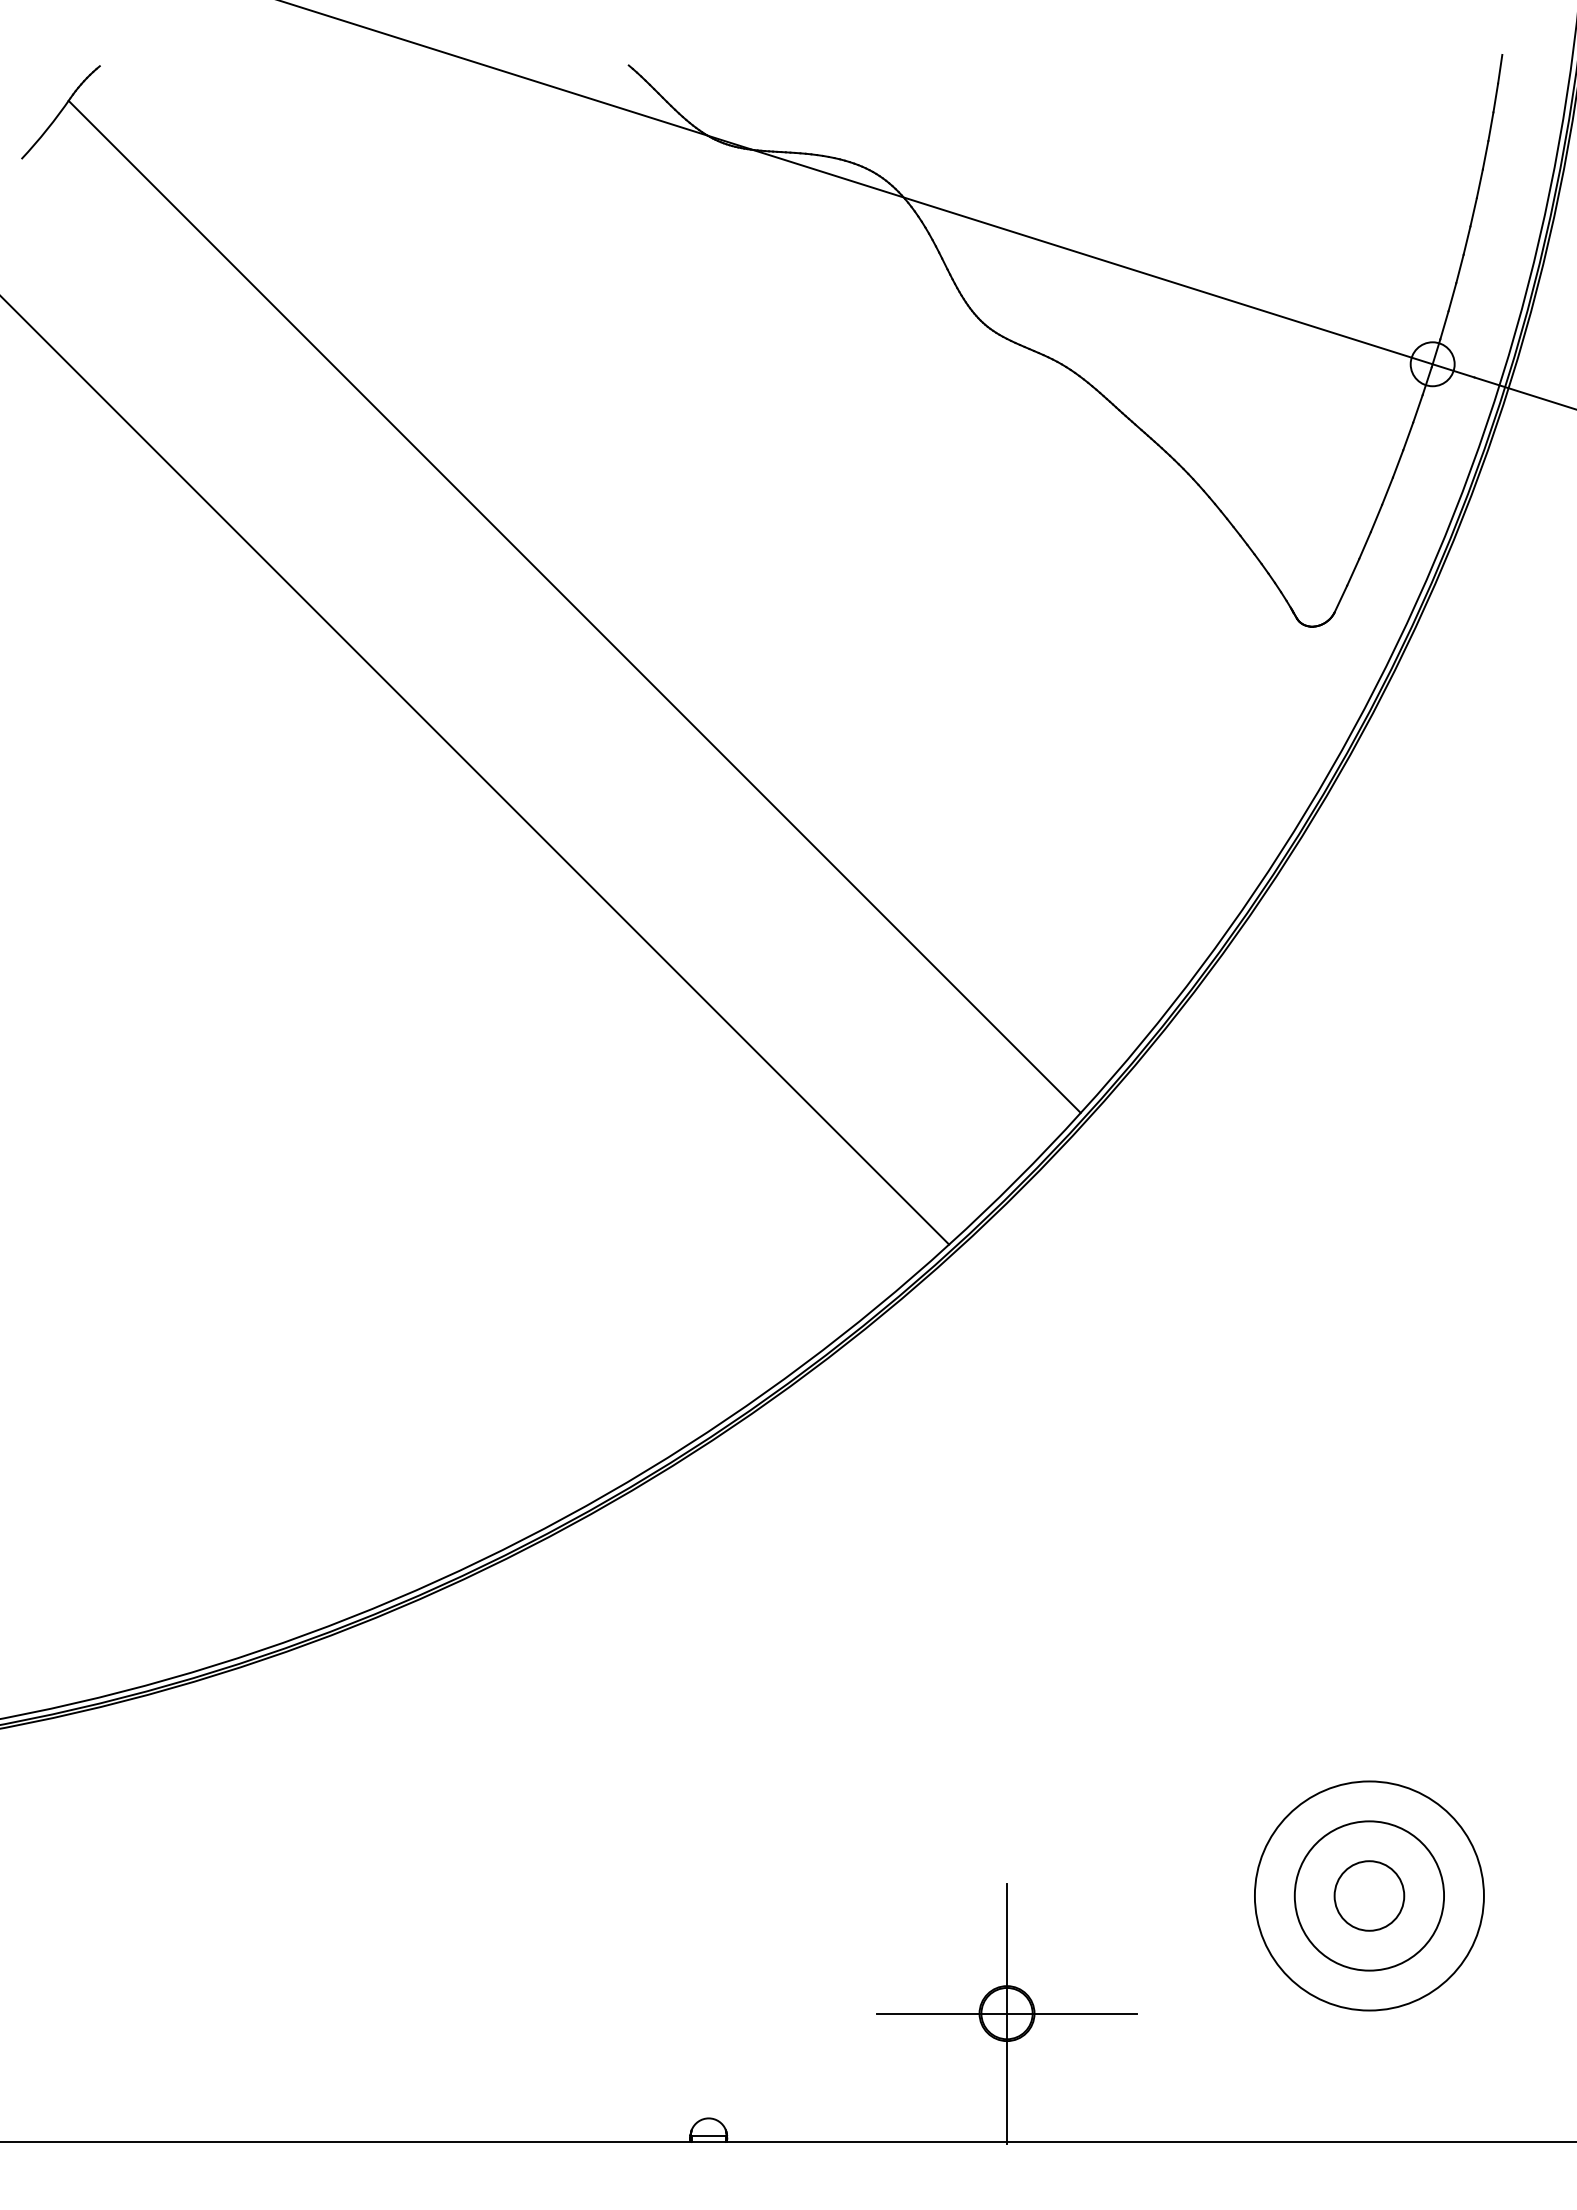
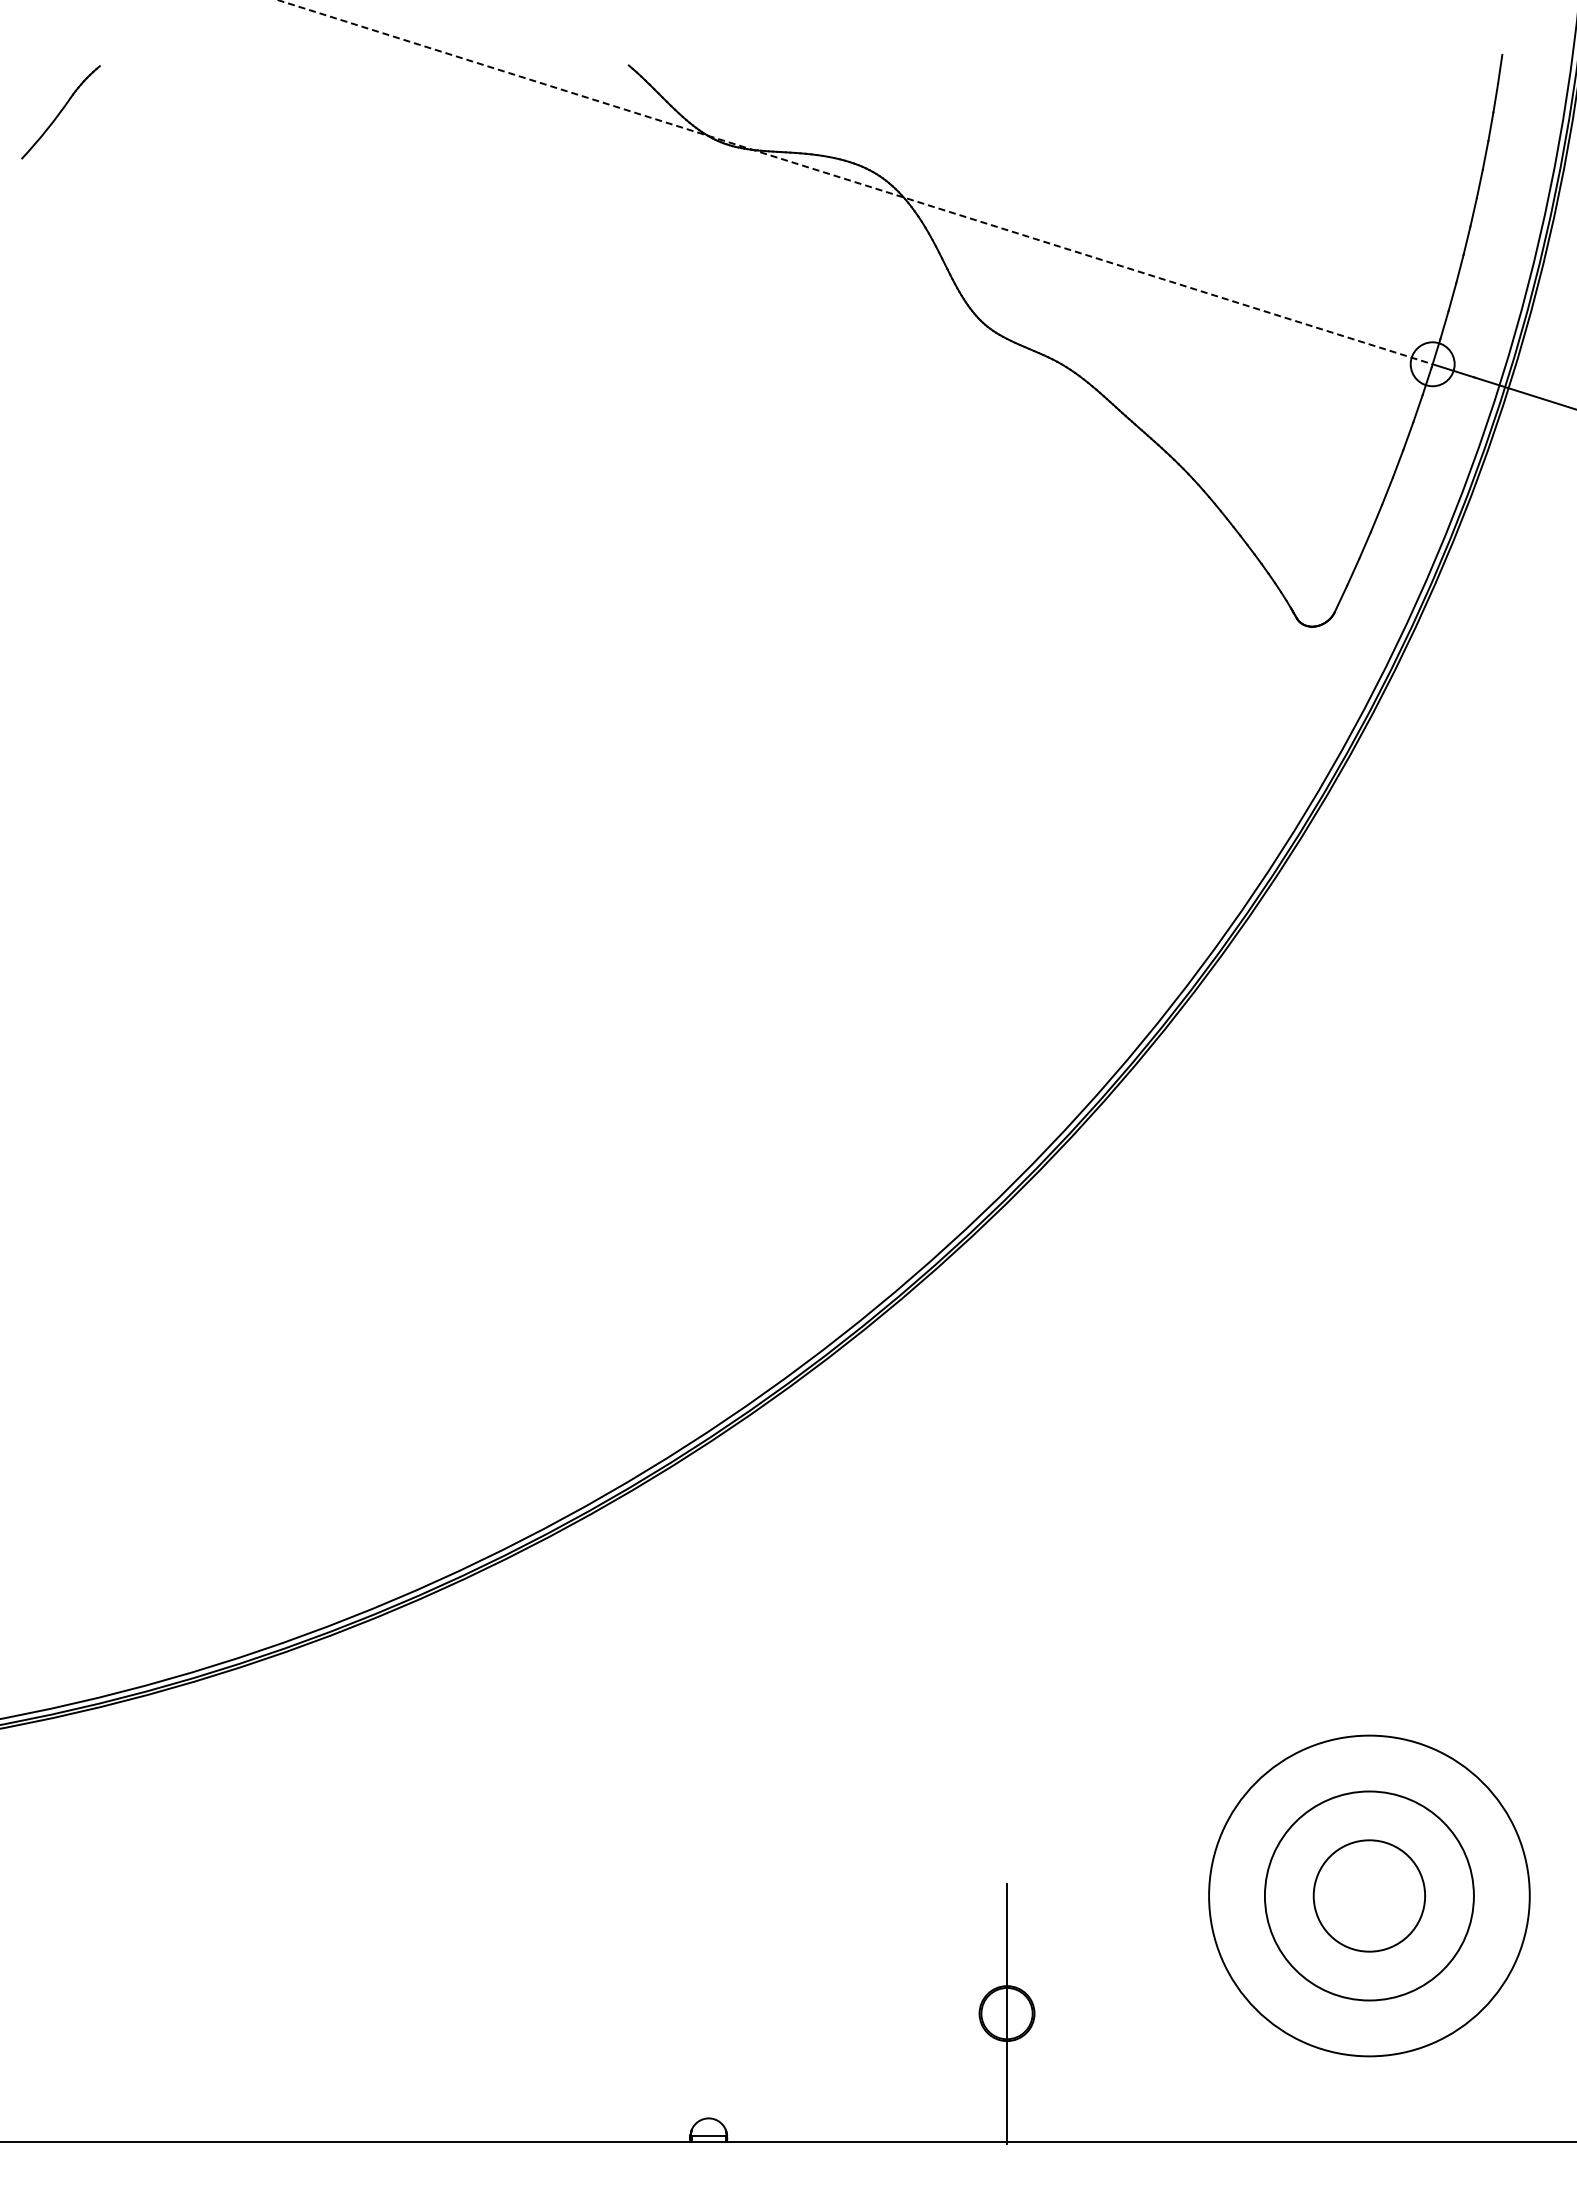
line: solid -> dashed (855, 182)
line: present -> none (574, 606)
line: present -> none (475, 770)
circle diameter: 229 px -> 321 px (1369, 1895)
circle diameter: 149 px -> 209 px (1368, 1895)
circle diameter: 70 px -> 111 px (1369, 1895)
line: present -> none (1006, 2013)
